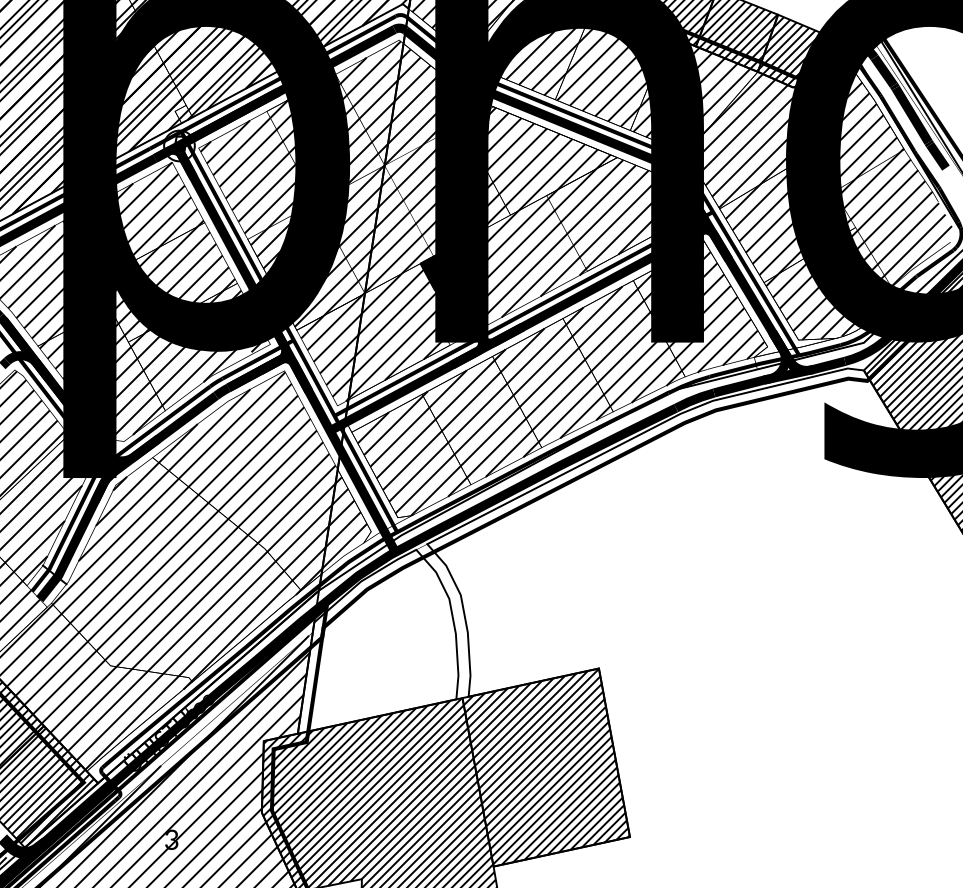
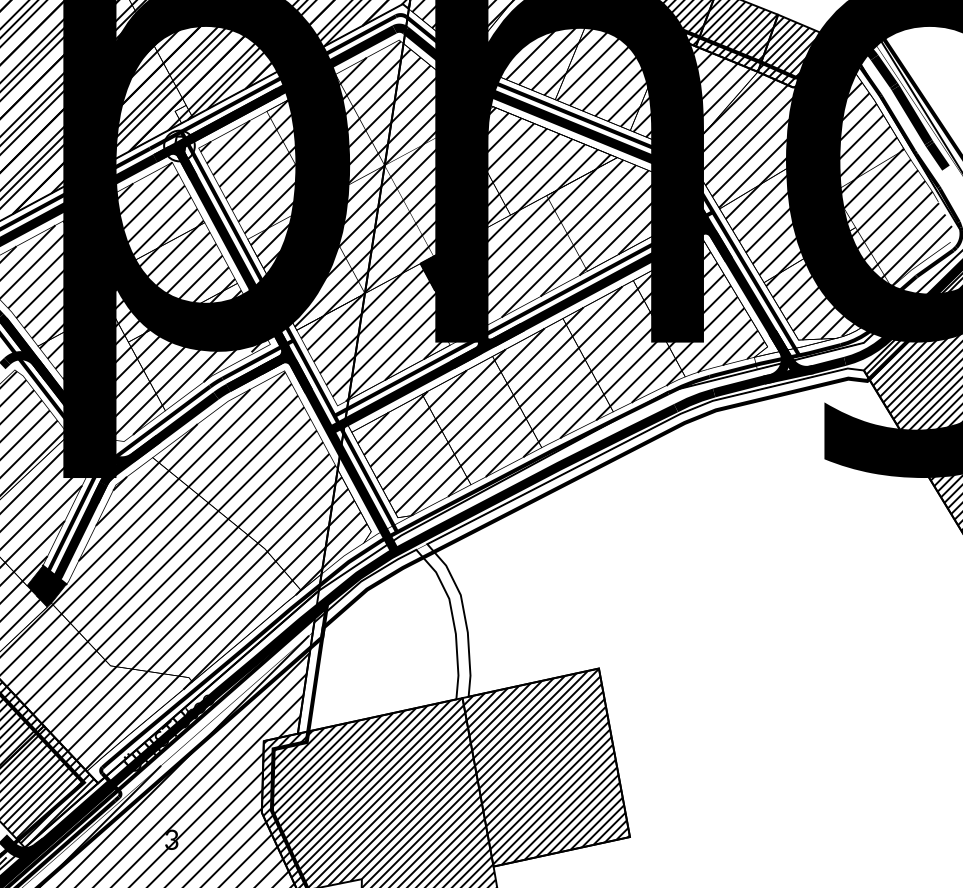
fill: none -> present (46, 586)
